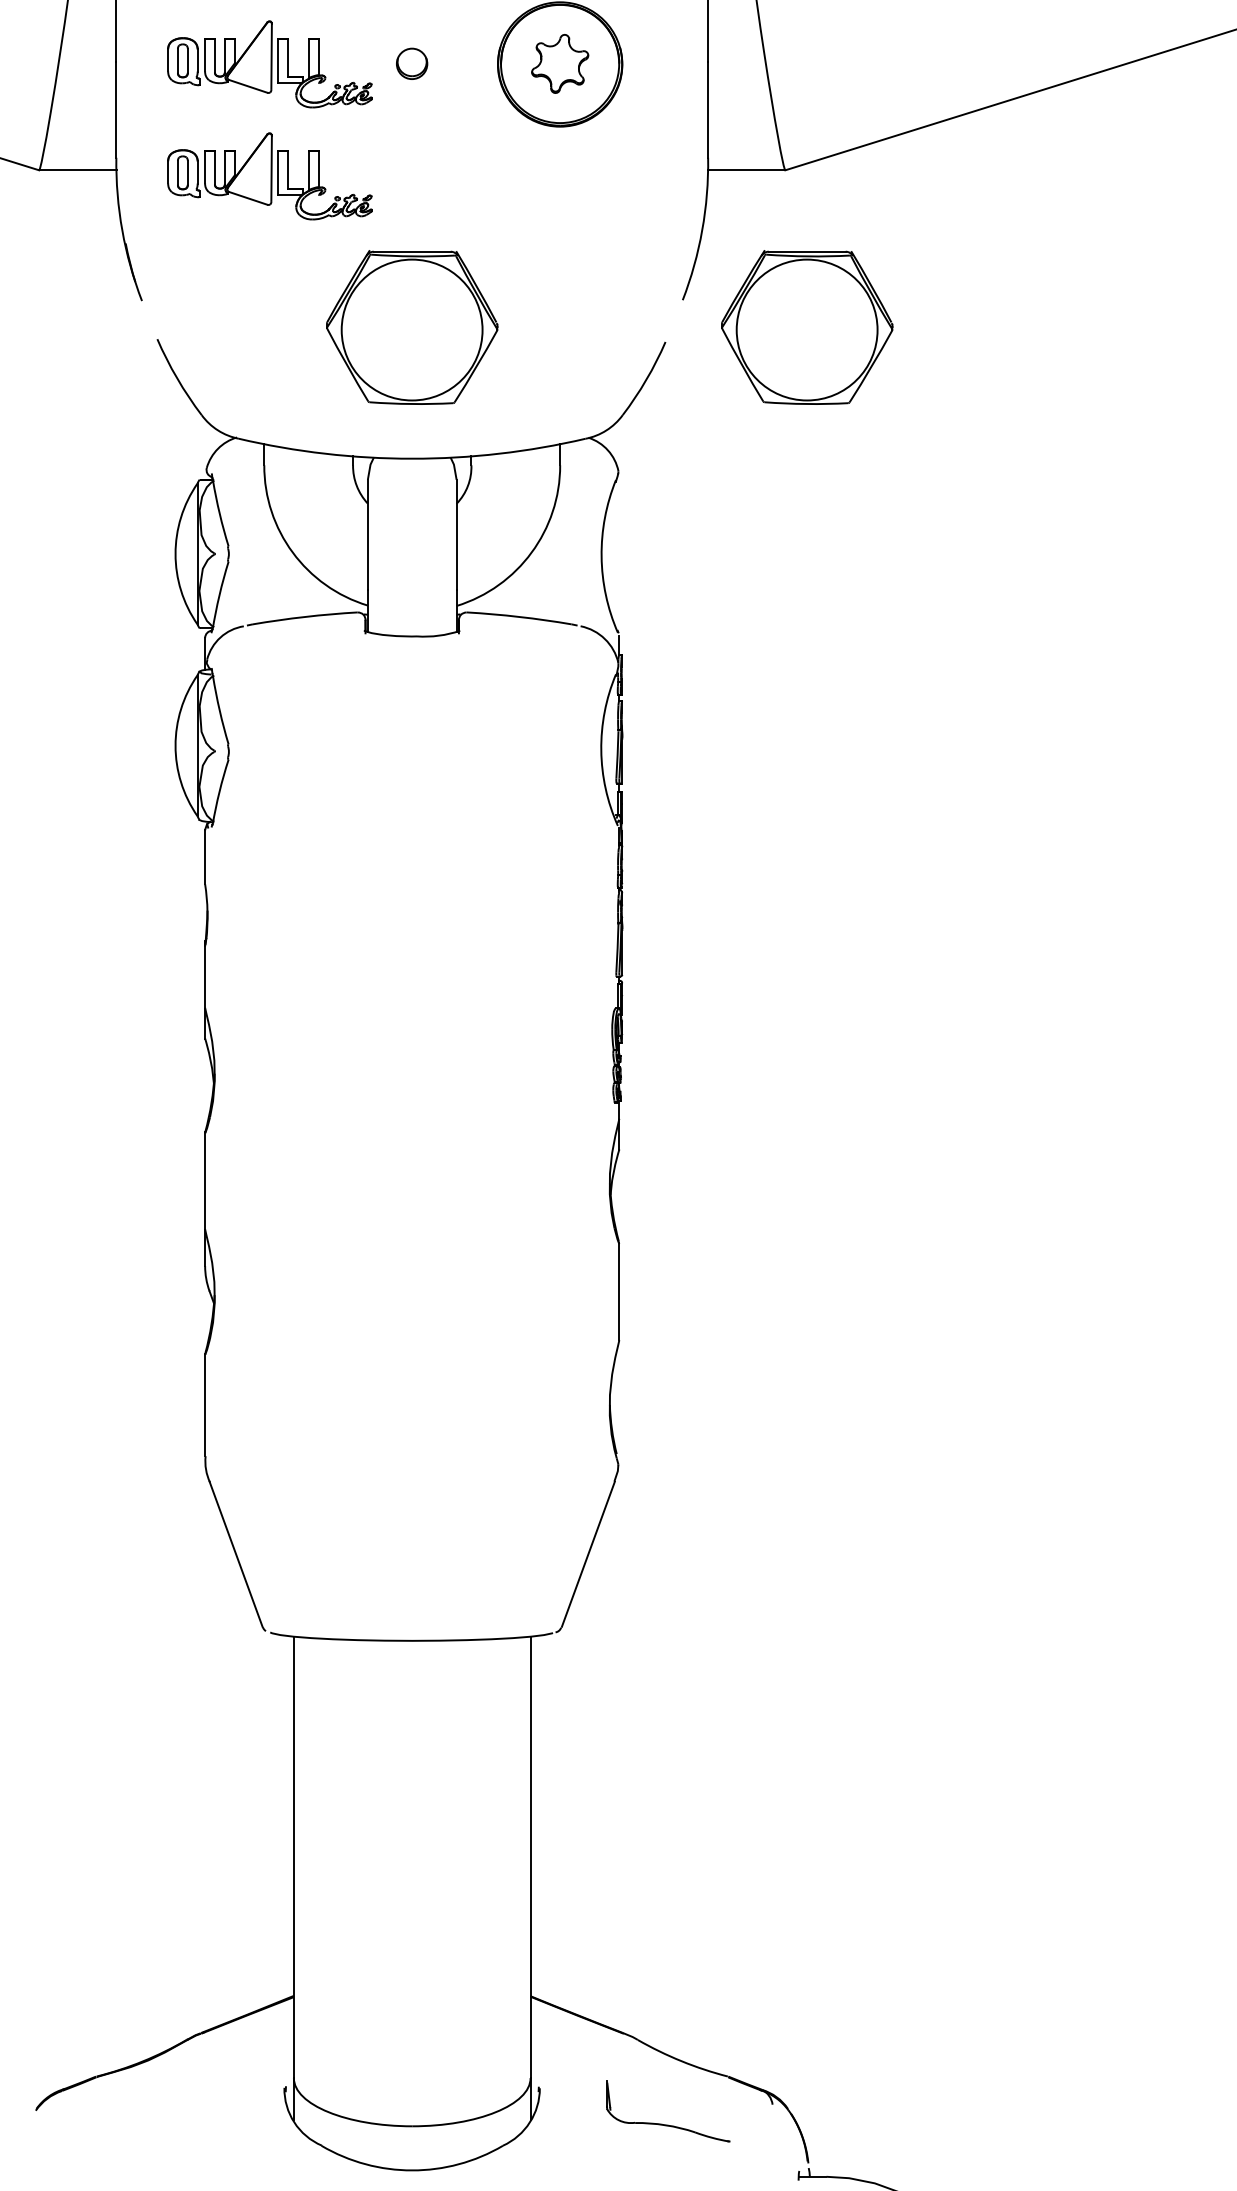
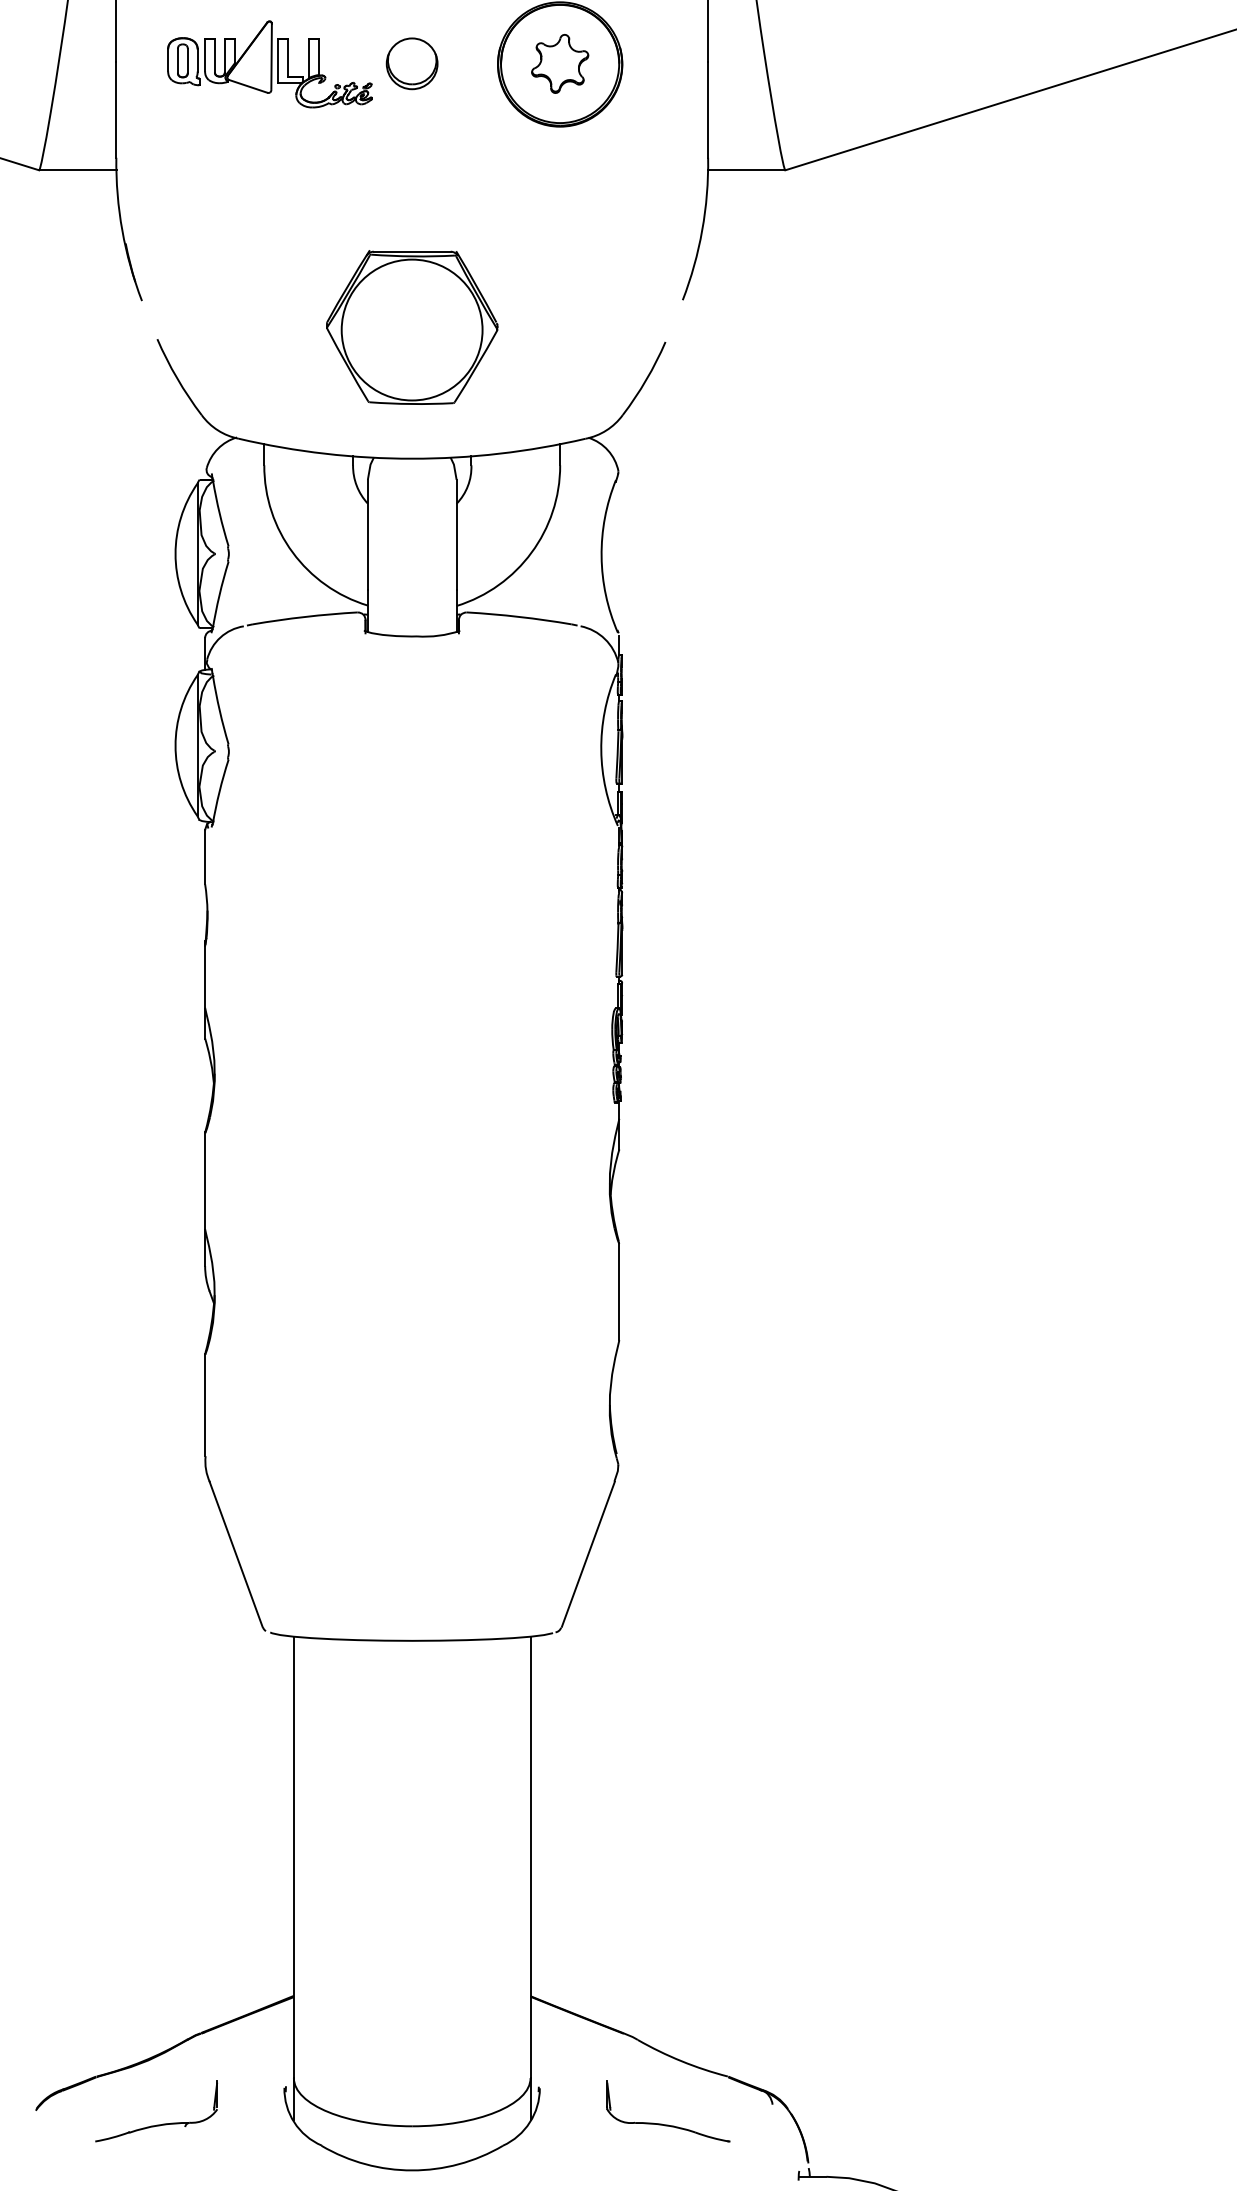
part size: 33x33 px -> 54x54 px (411, 63)
part: present -> none (269, 176)
part: present -> none (807, 327)
part: none -> present (156, 2124)
